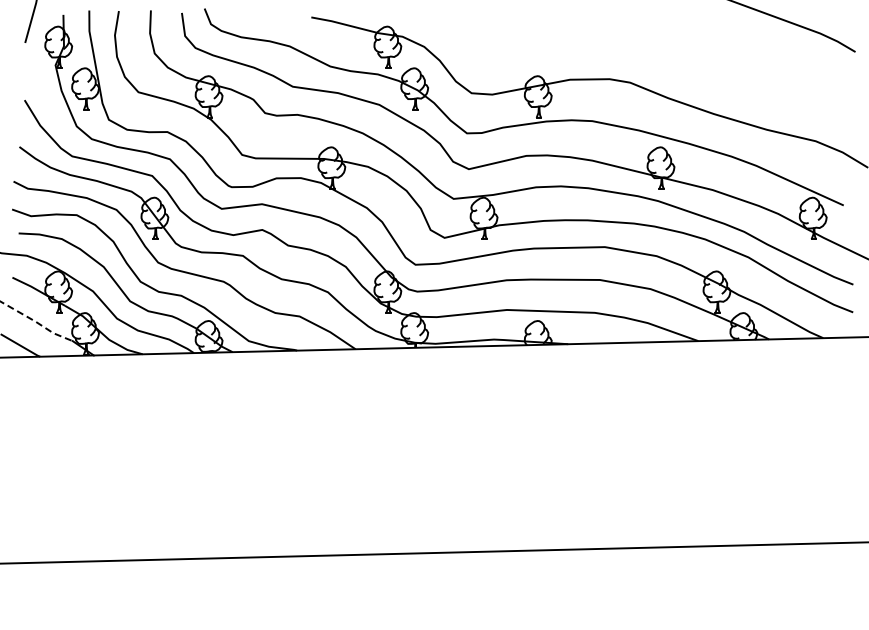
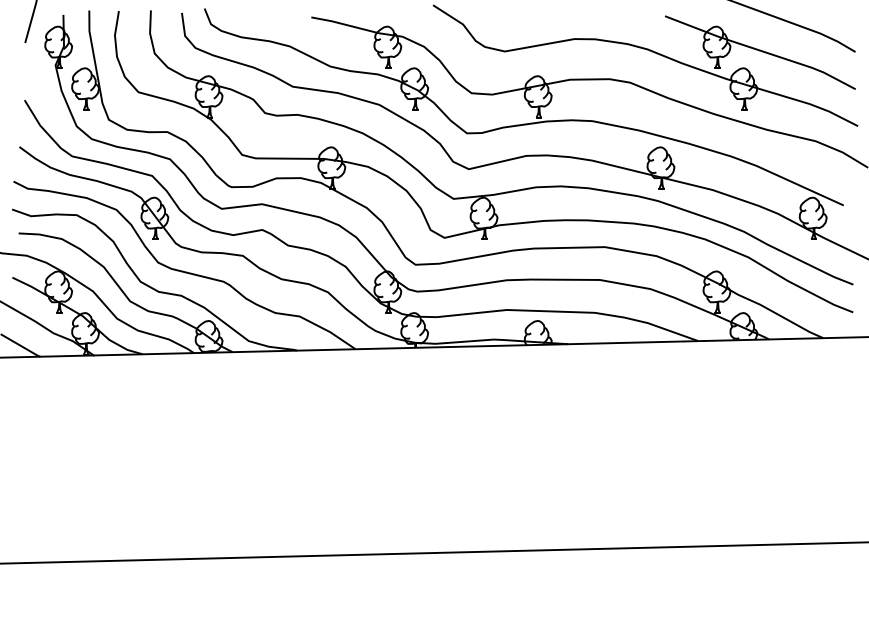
part: none -> present (649, 51)
line: dashed -> solid (36, 322)
